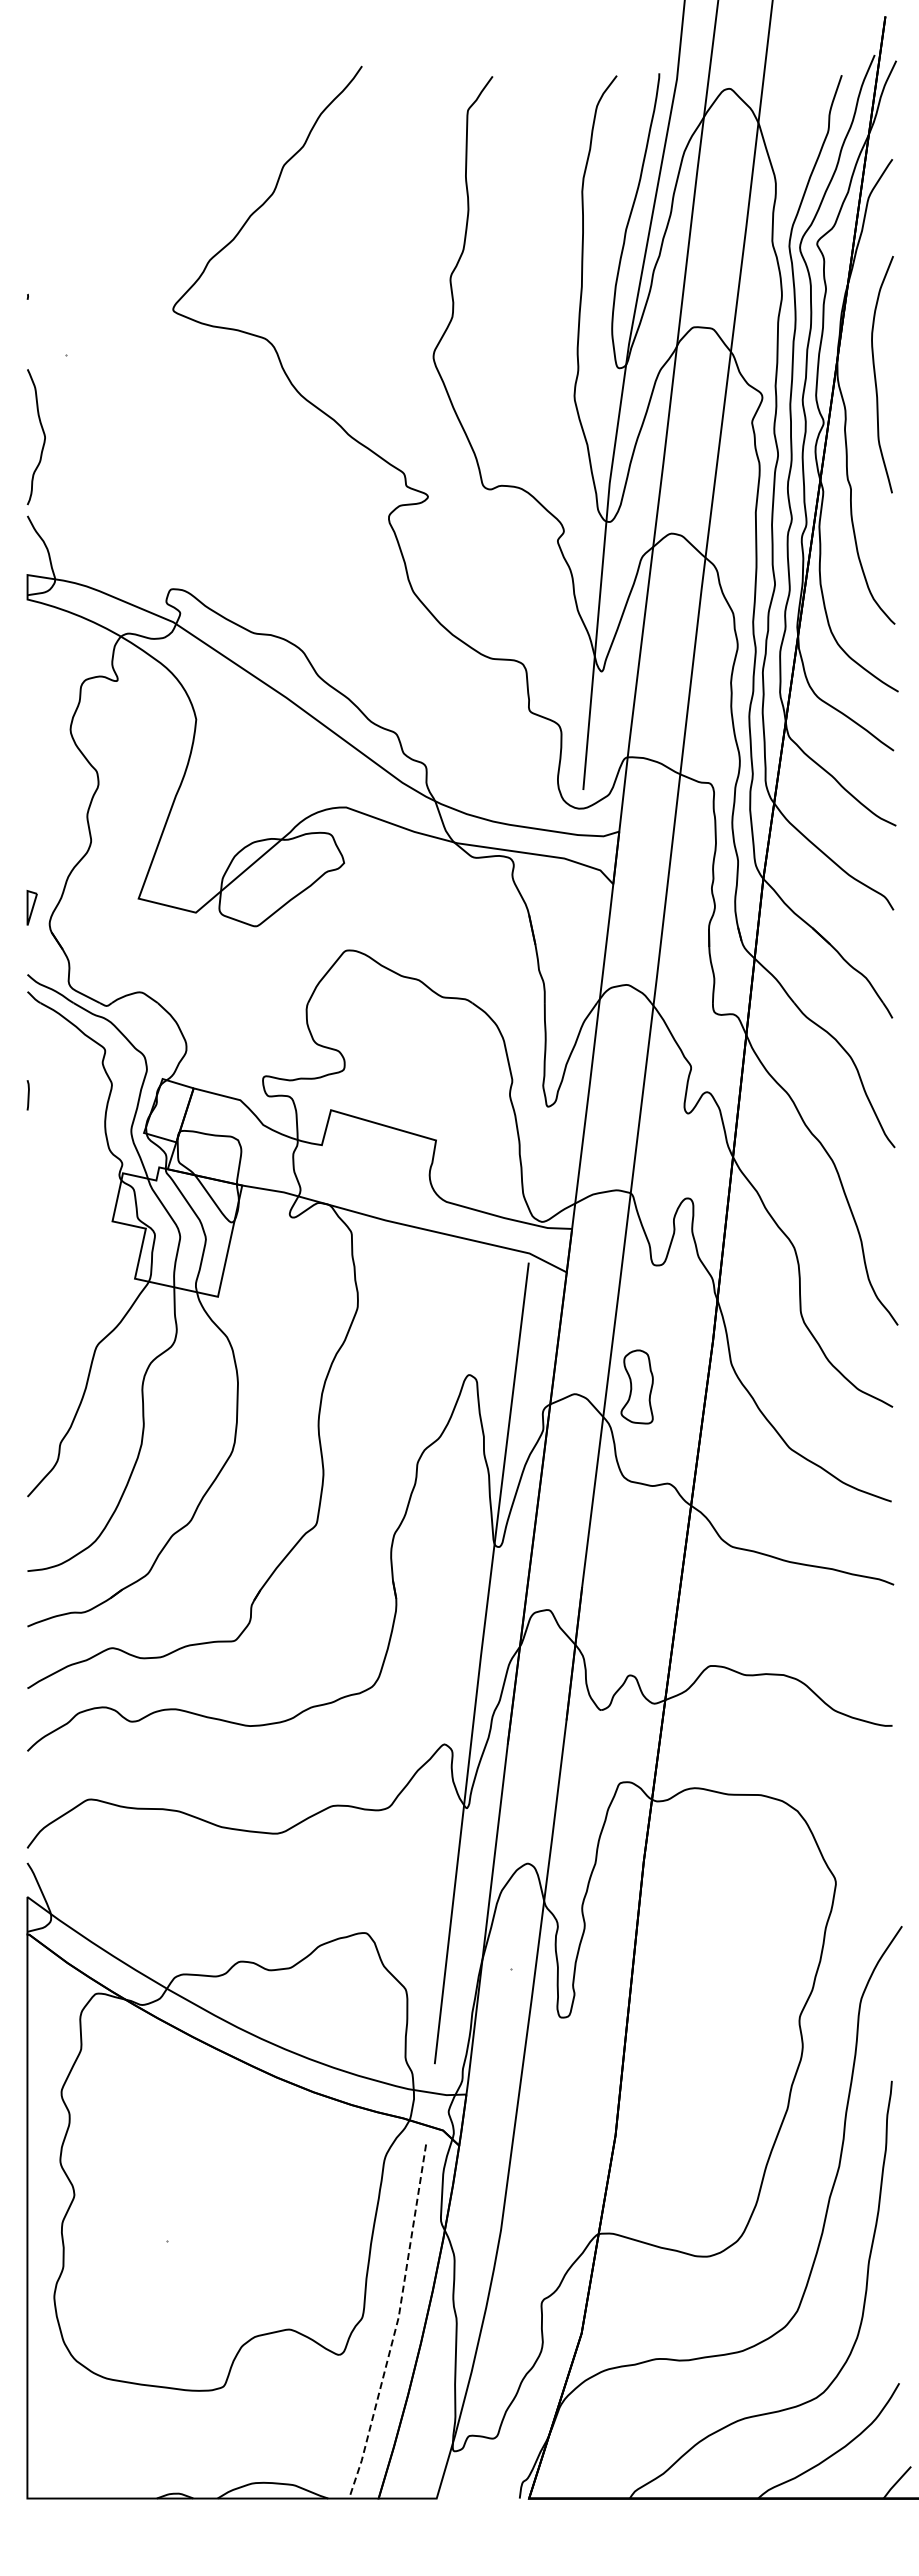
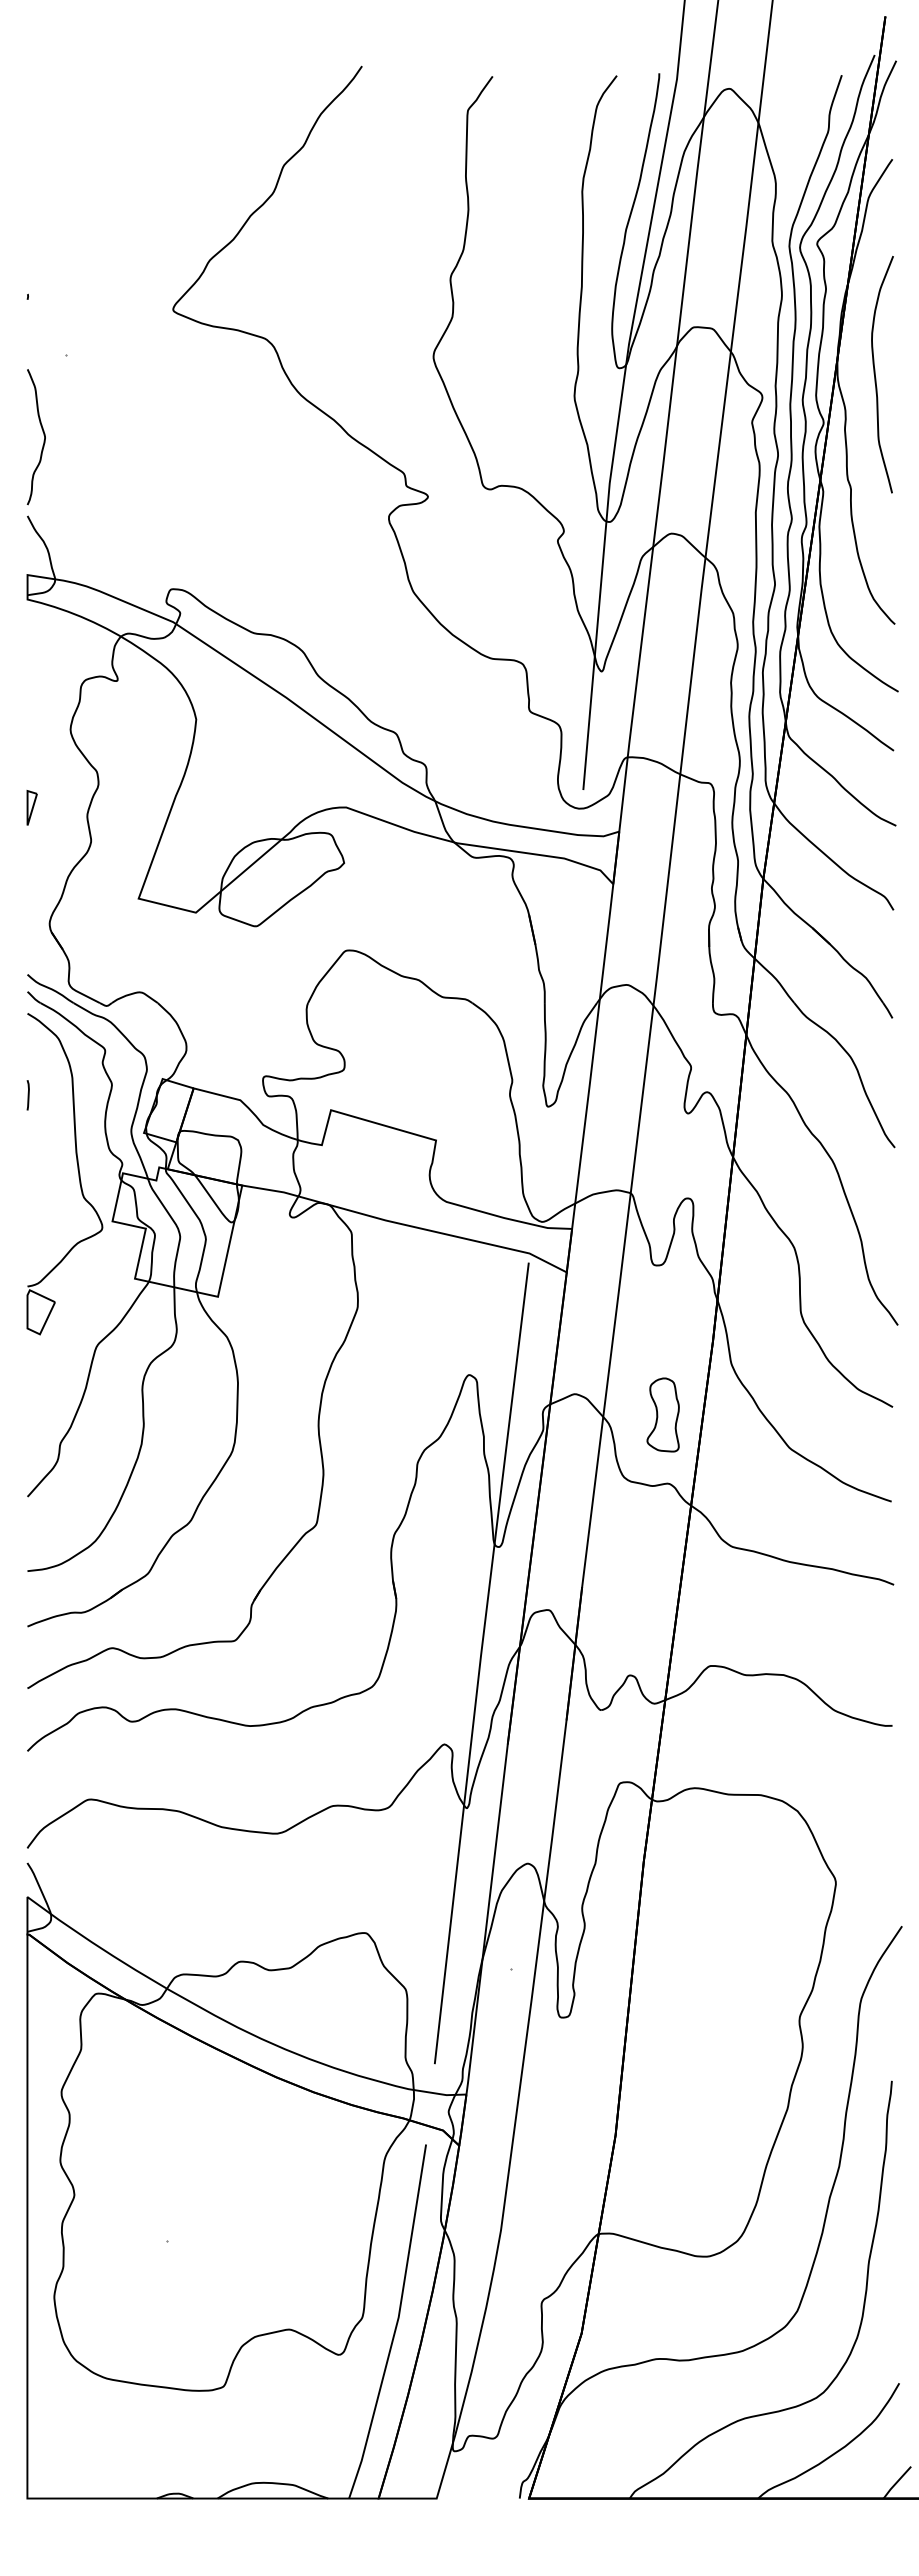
part position: (31, 907) -> (31, 807) (31, 807)
part: none -> present (77, 1170)
part position: (636, 1386) -> (662, 1414) (662, 1414)
line: dashed -> solid (396, 2324)
